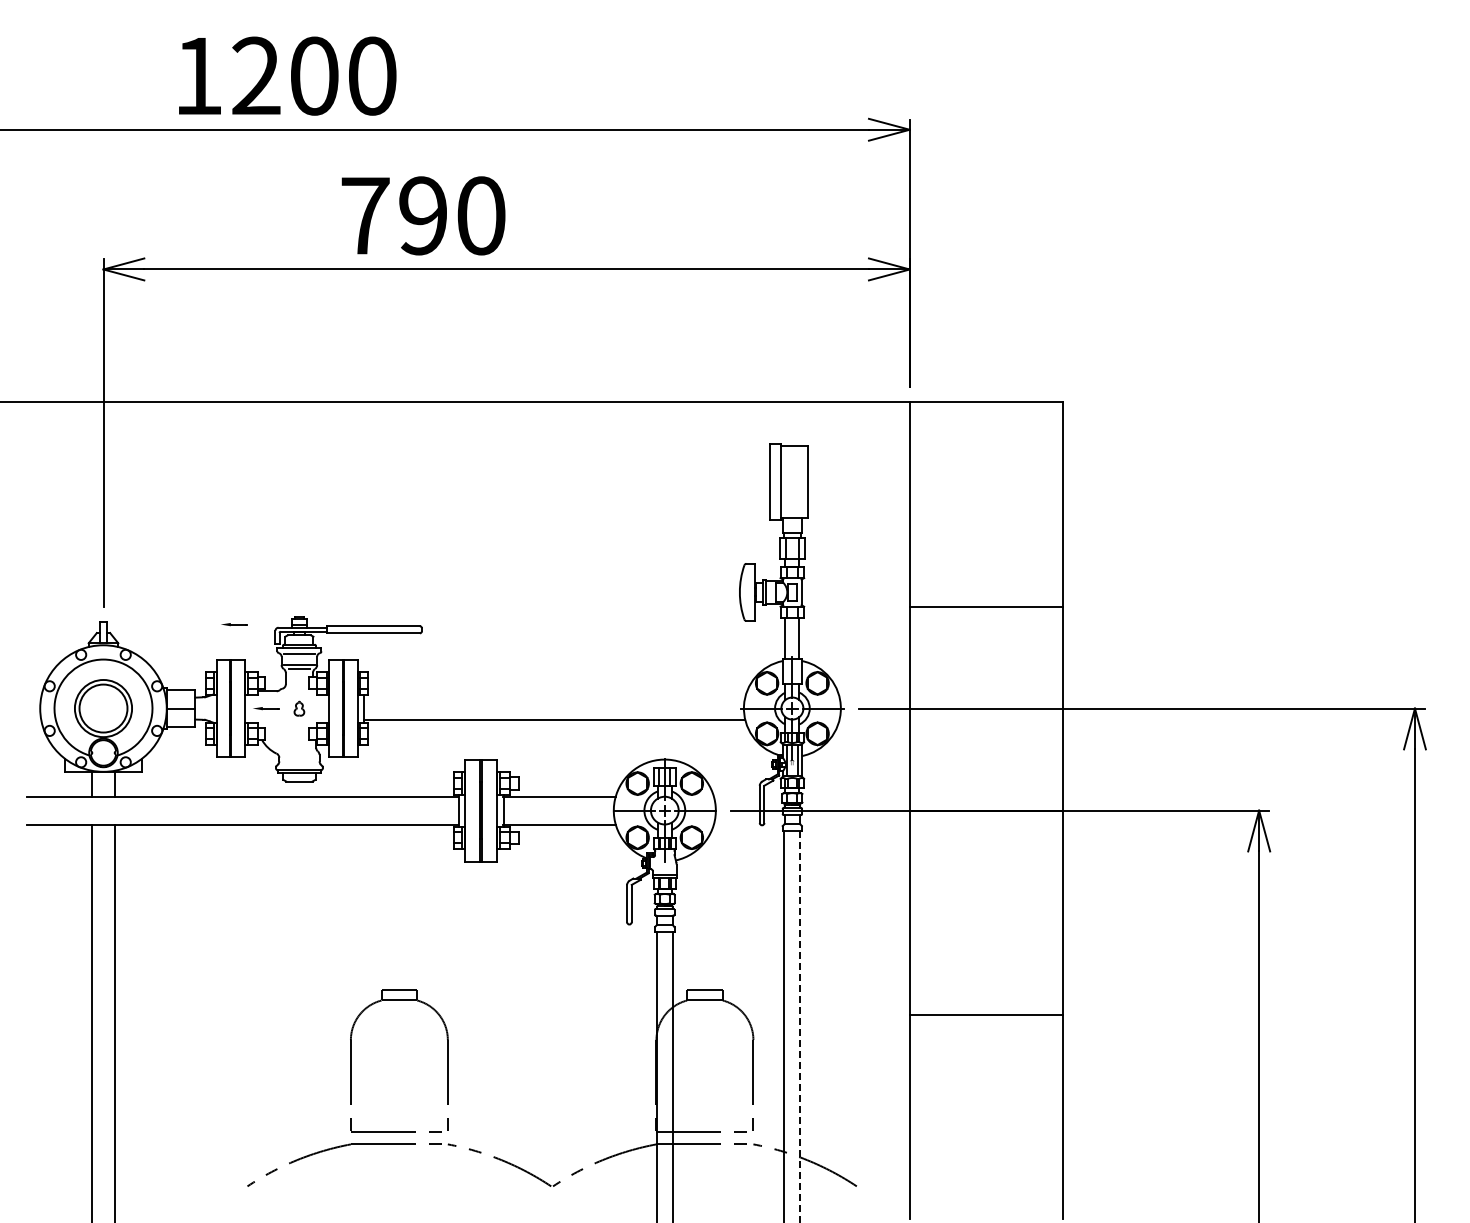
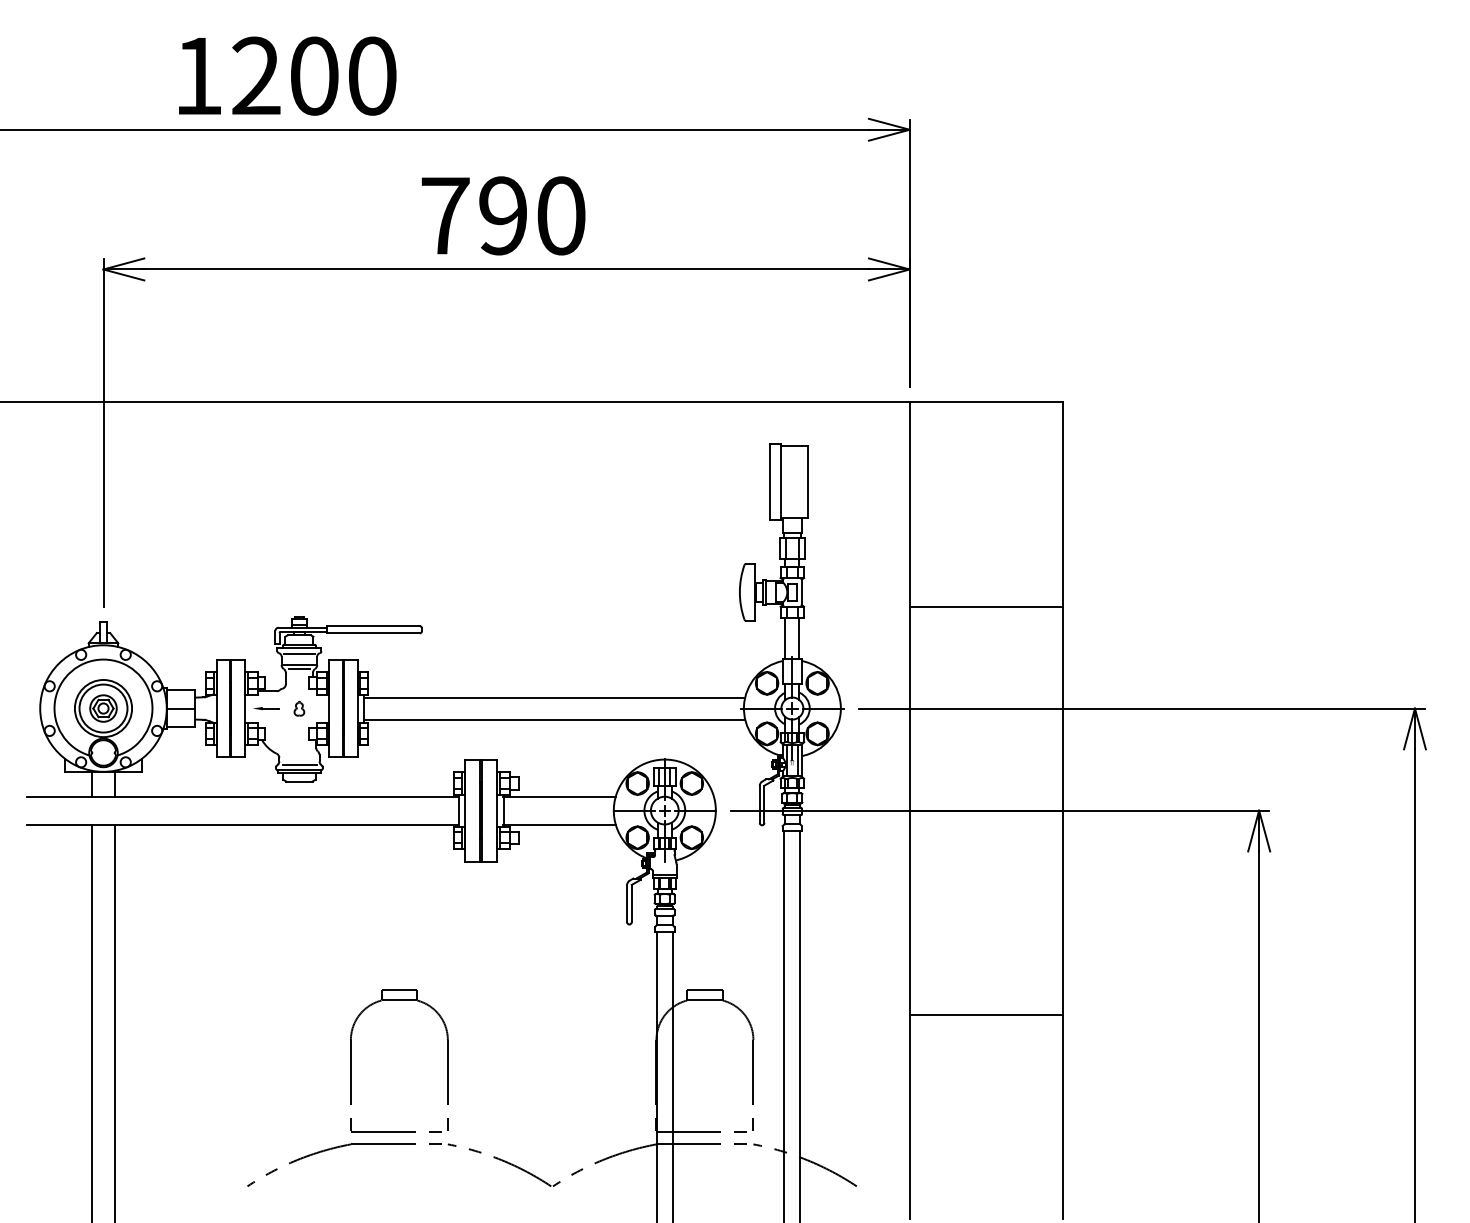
text position: (423, 215) -> (503, 215) (503, 215)
part: present -> none (234, 624)
line: none -> present (554, 697)
part: none -> present (103, 708)
line: none -> present (299, 764)
line: dashed -> solid (800, 1026)
